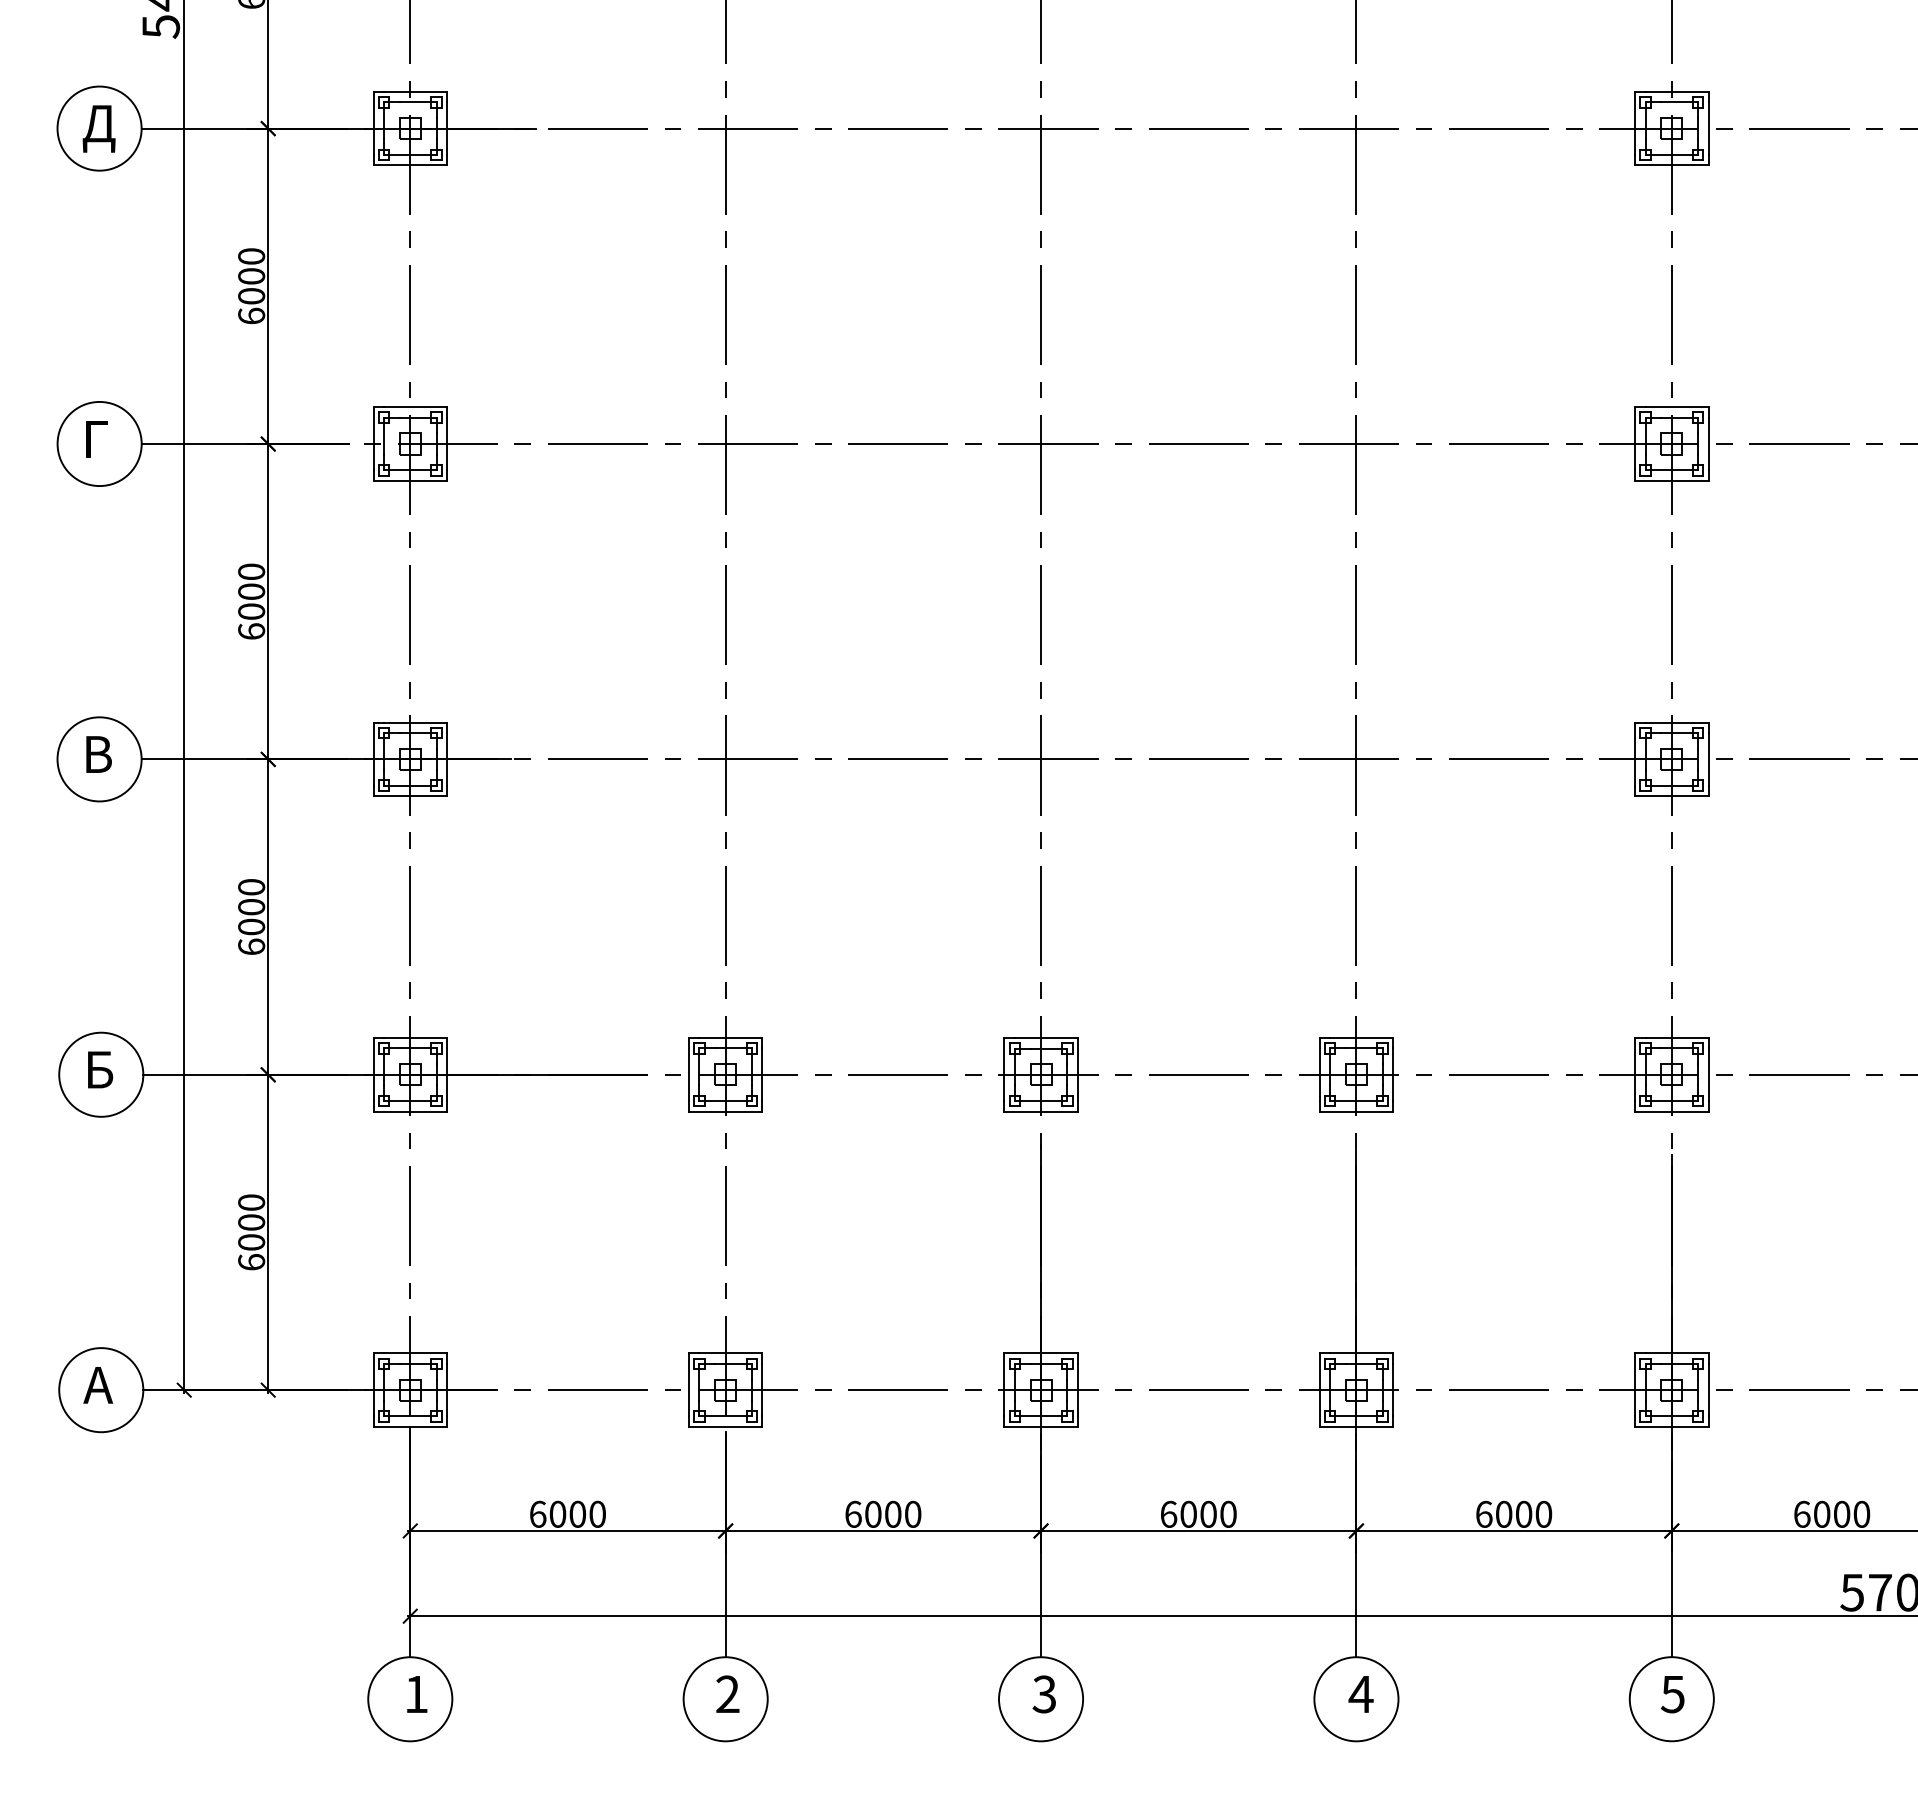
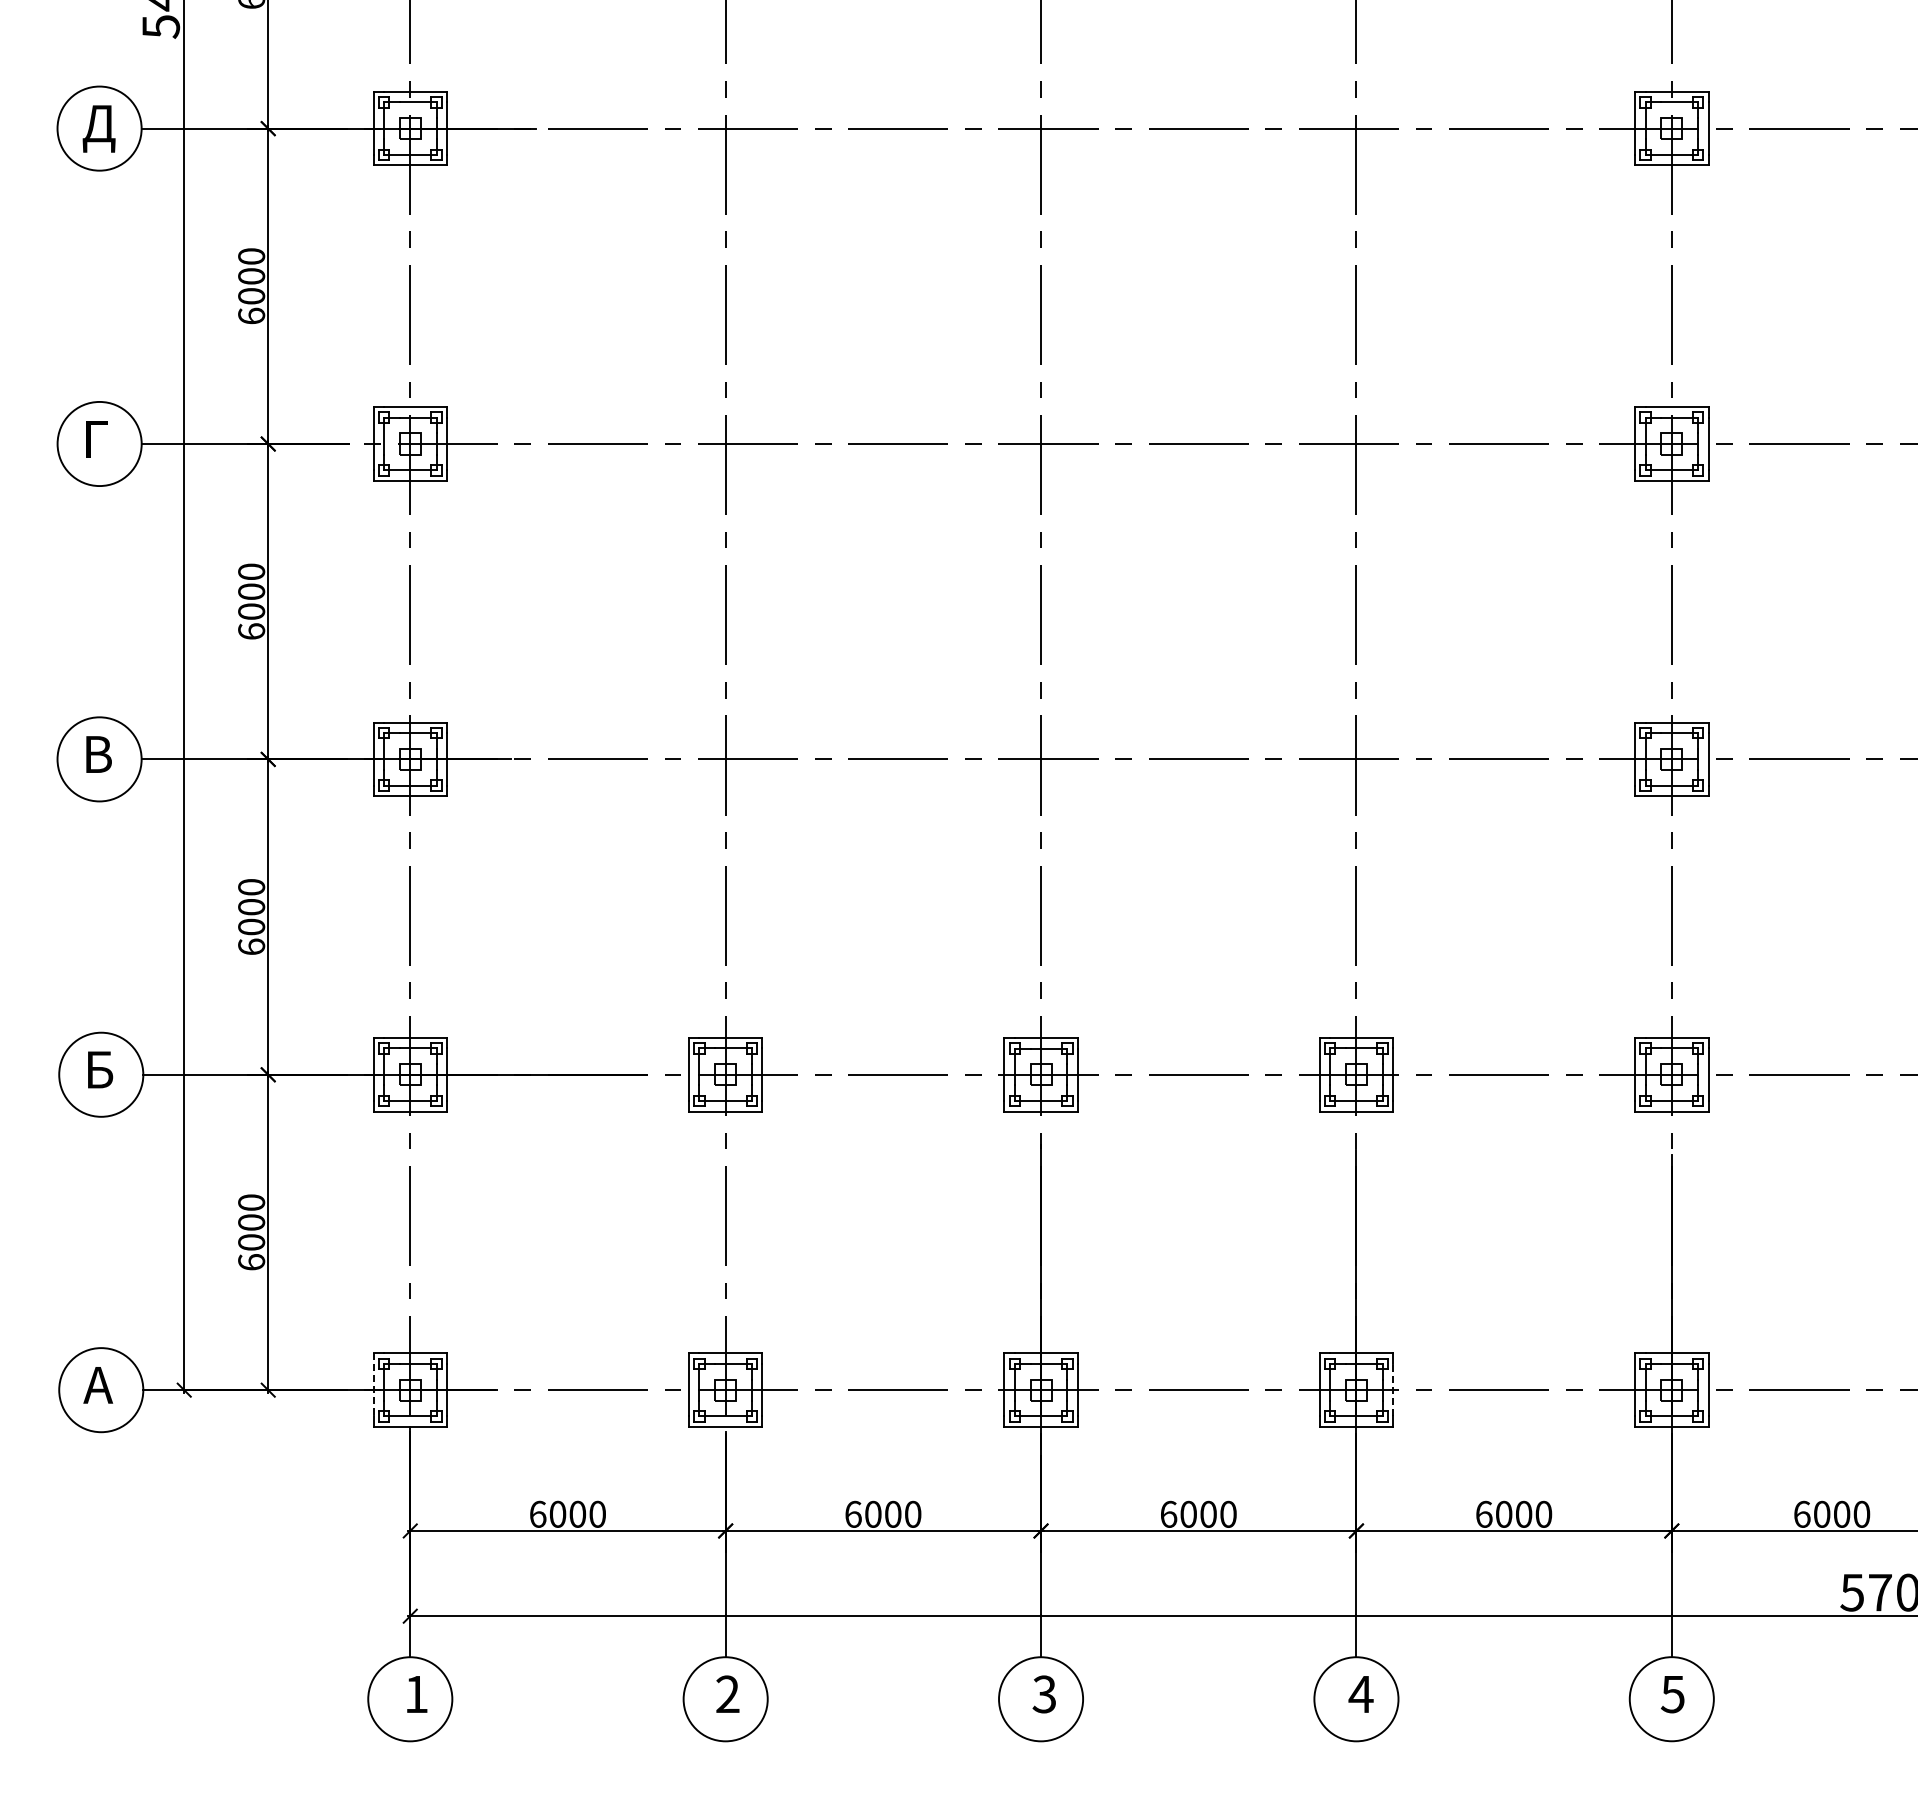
line: solid -> dashed (373, 1384)
line: solid -> dashed (1393, 1389)
